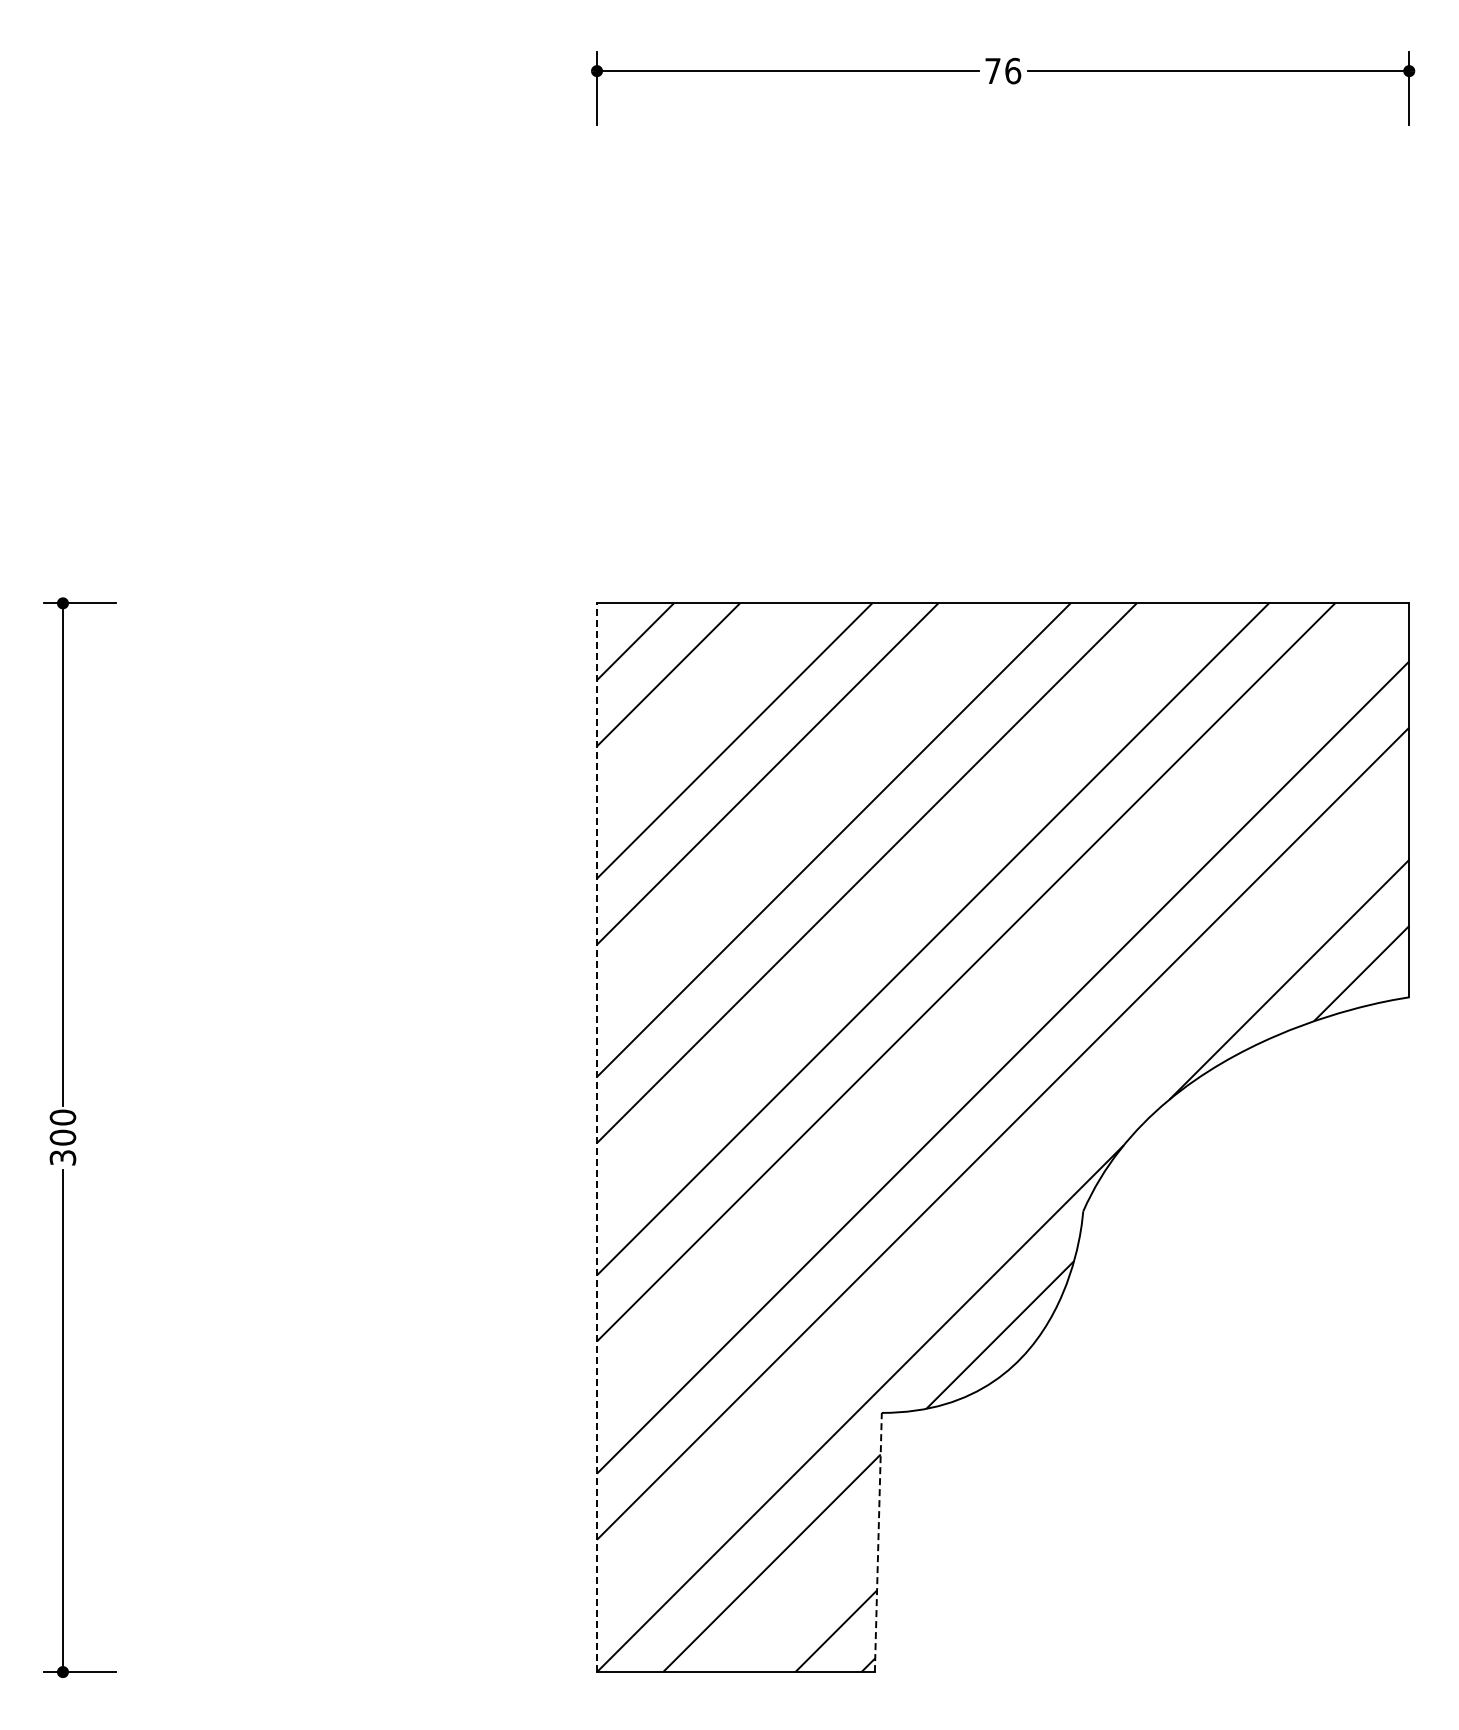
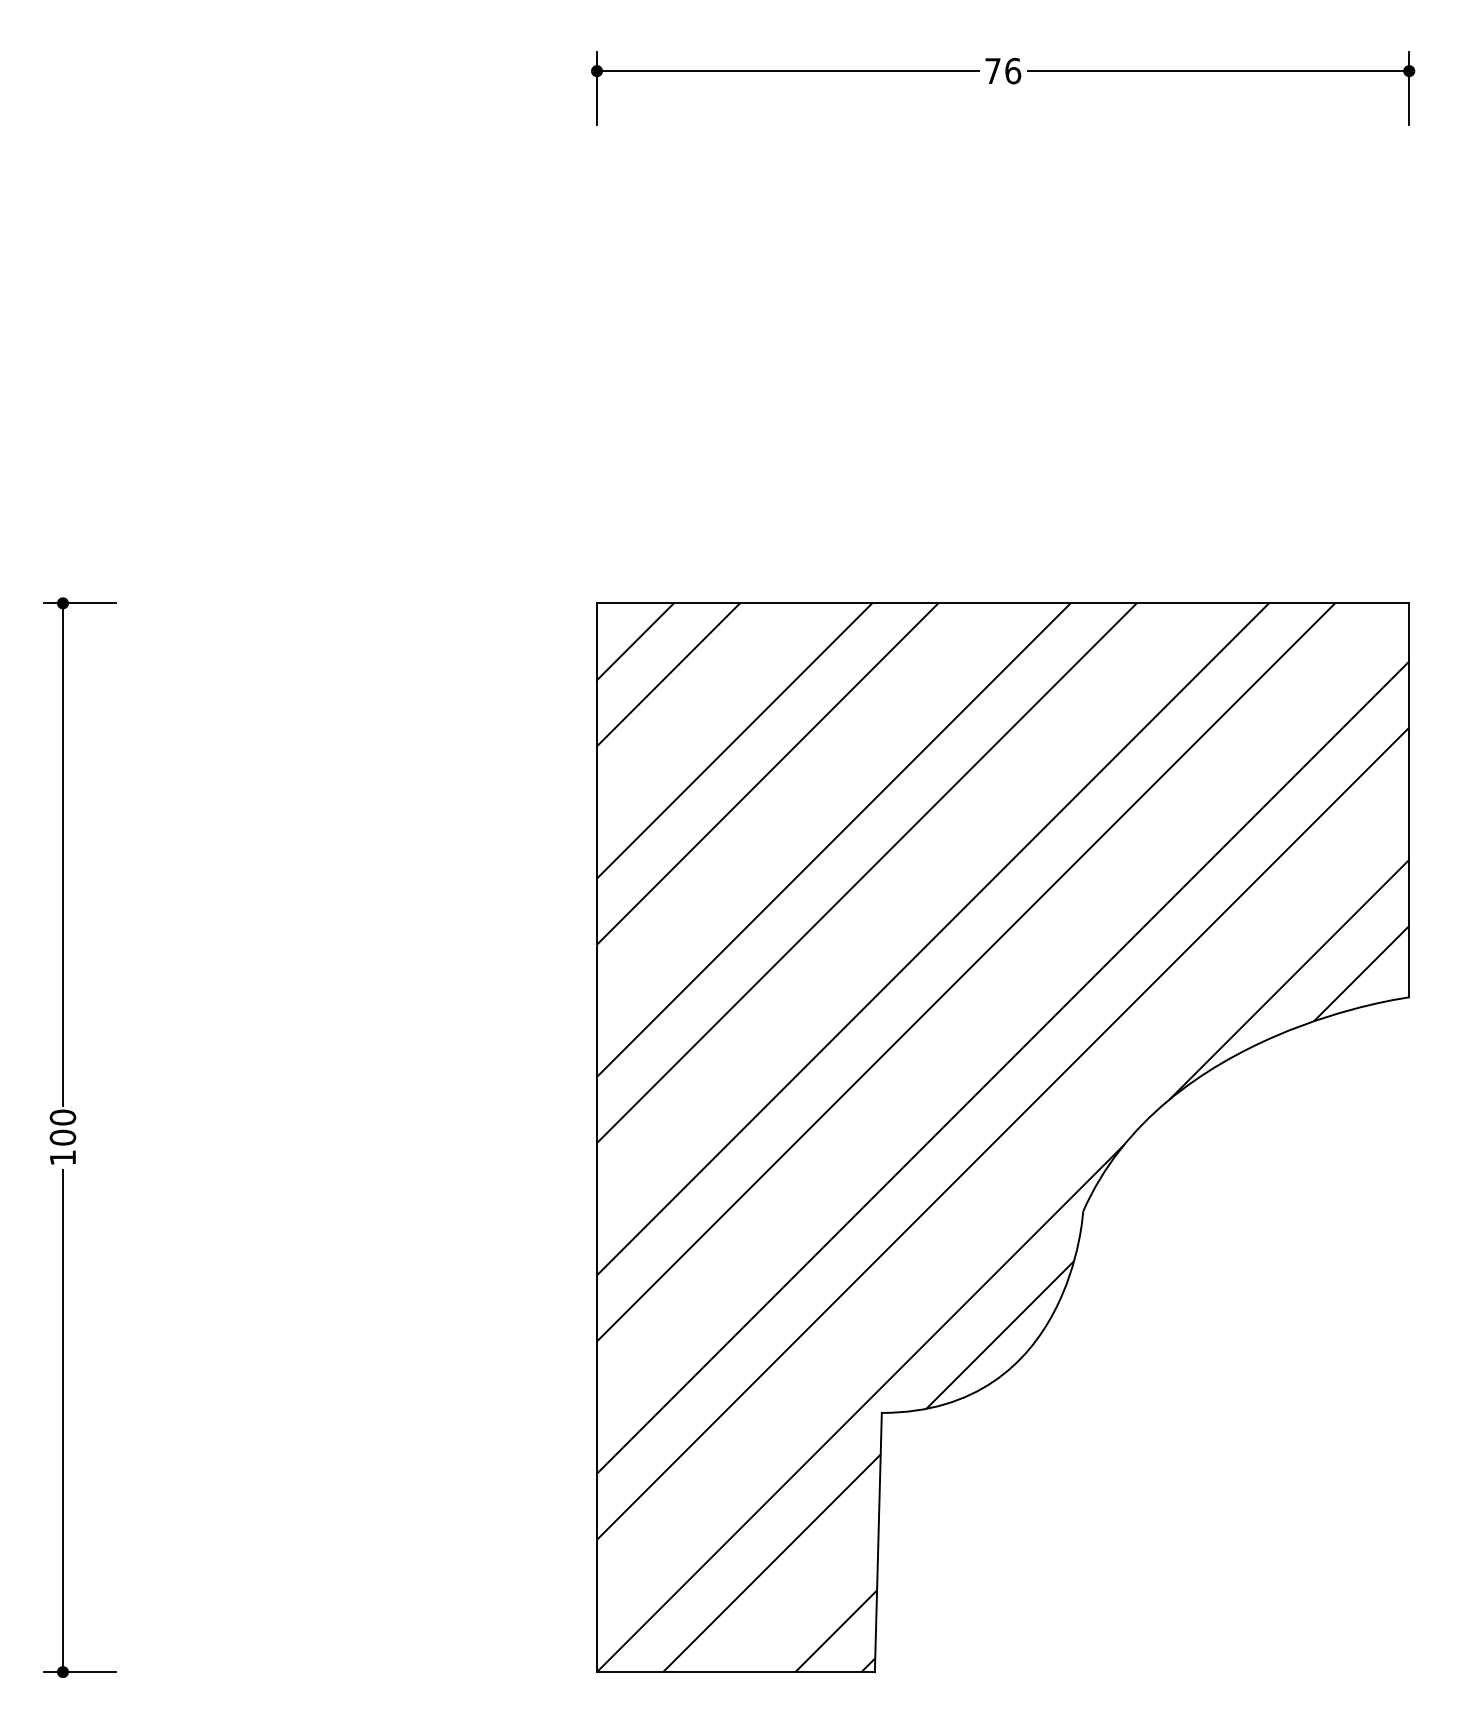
line: dashed -> solid (597, 1137)
text: 300 -> 100 (62, 1157)
line: dashed -> solid (878, 1542)
